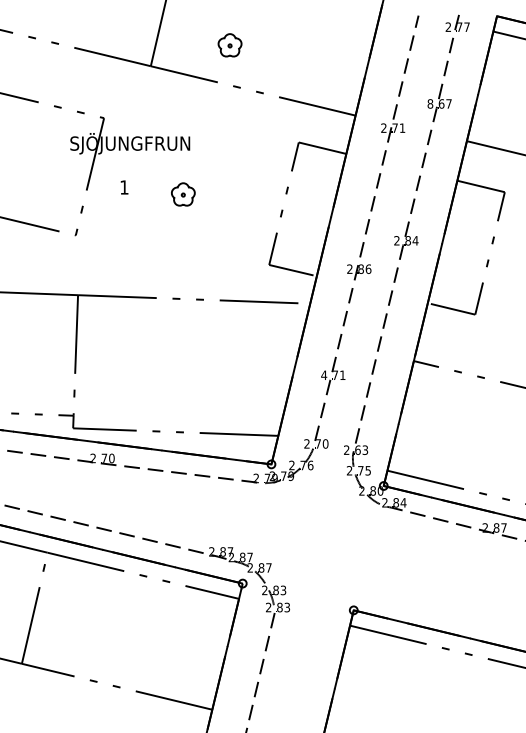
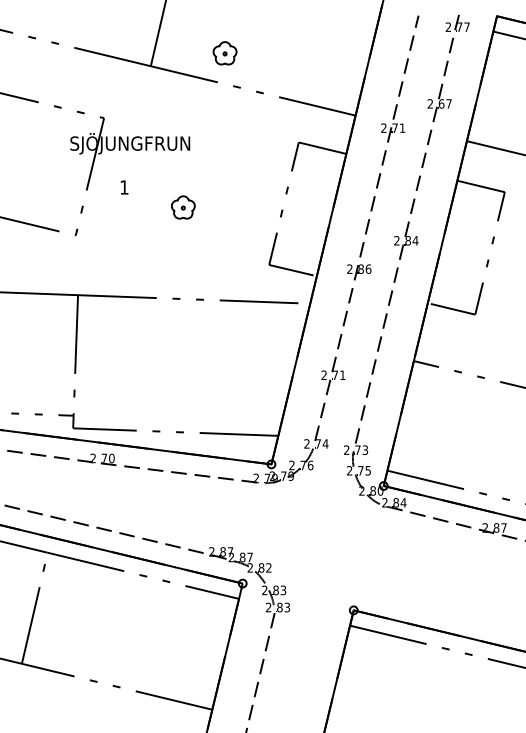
part position: (229, 45) -> (224, 53) (224, 53)
text: 8 -> 2 (430, 103)
part position: (183, 194) -> (183, 207) (183, 207)
text: 4 -> 2 (324, 374)
text: 70 -> 74 (325, 443)
text: 63 -> 73 (357, 449)
text: 87 -> 82 (268, 567)
